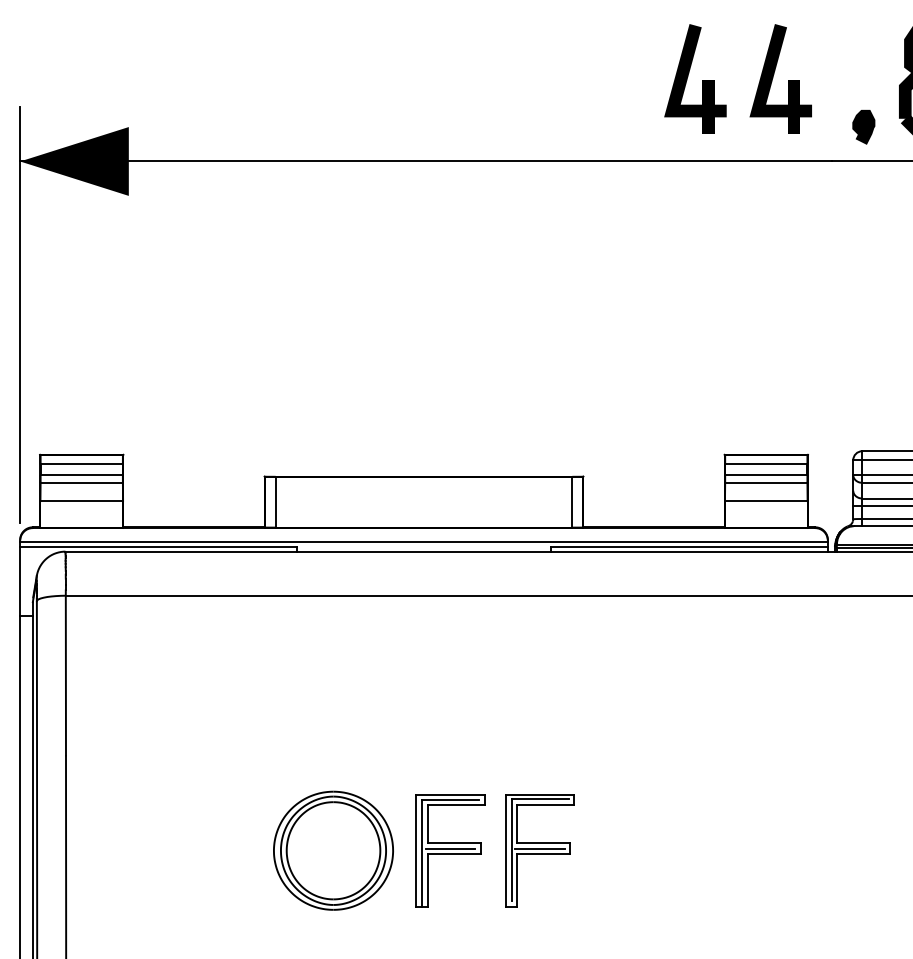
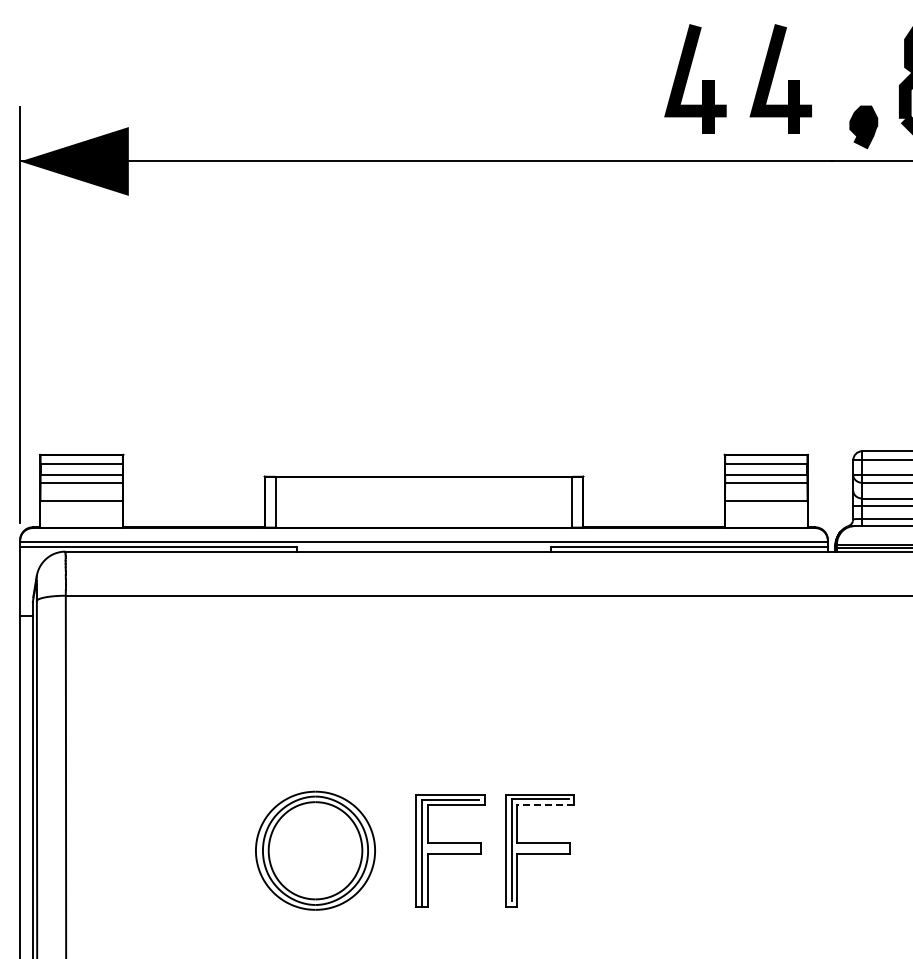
part size: 24x36 px -> 30x45 px (863, 127)
line: solid -> dashed (545, 805)
line: present -> none (450, 848)
line: present -> none (539, 848)
part position: (333, 850) -> (315, 850) (315, 850)
